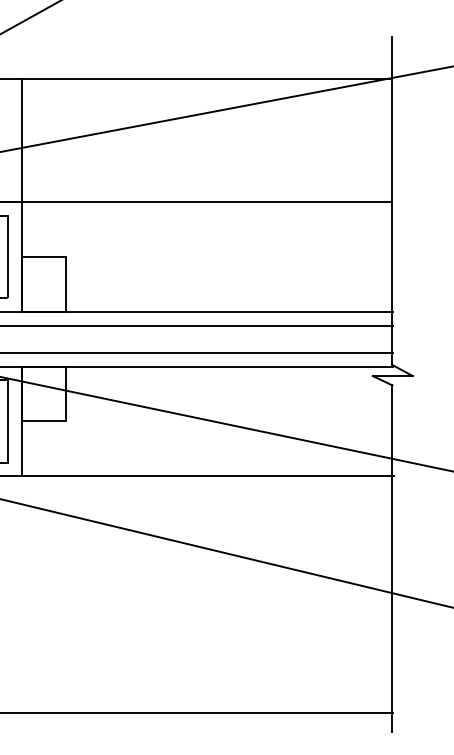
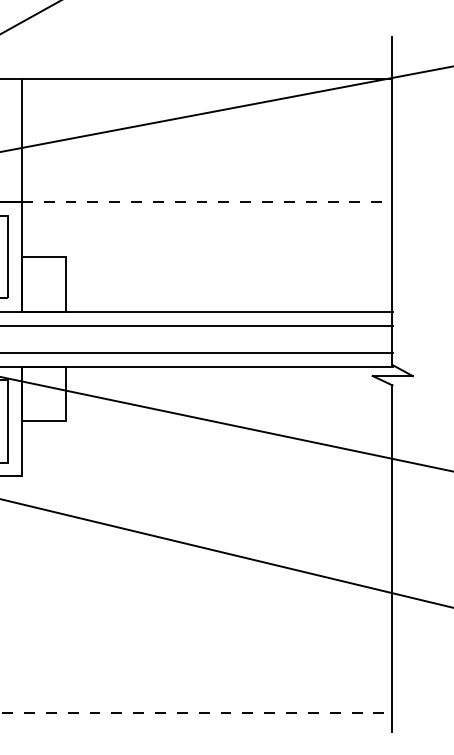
line: solid -> dashed (207, 202)
line: present -> none (207, 476)
line: solid -> dashed (197, 713)
